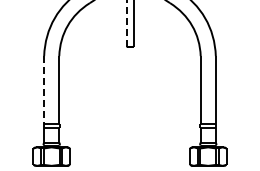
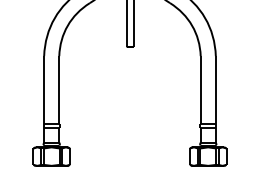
line: dashed -> solid (126, 23)
line: dashed -> solid (44, 89)
